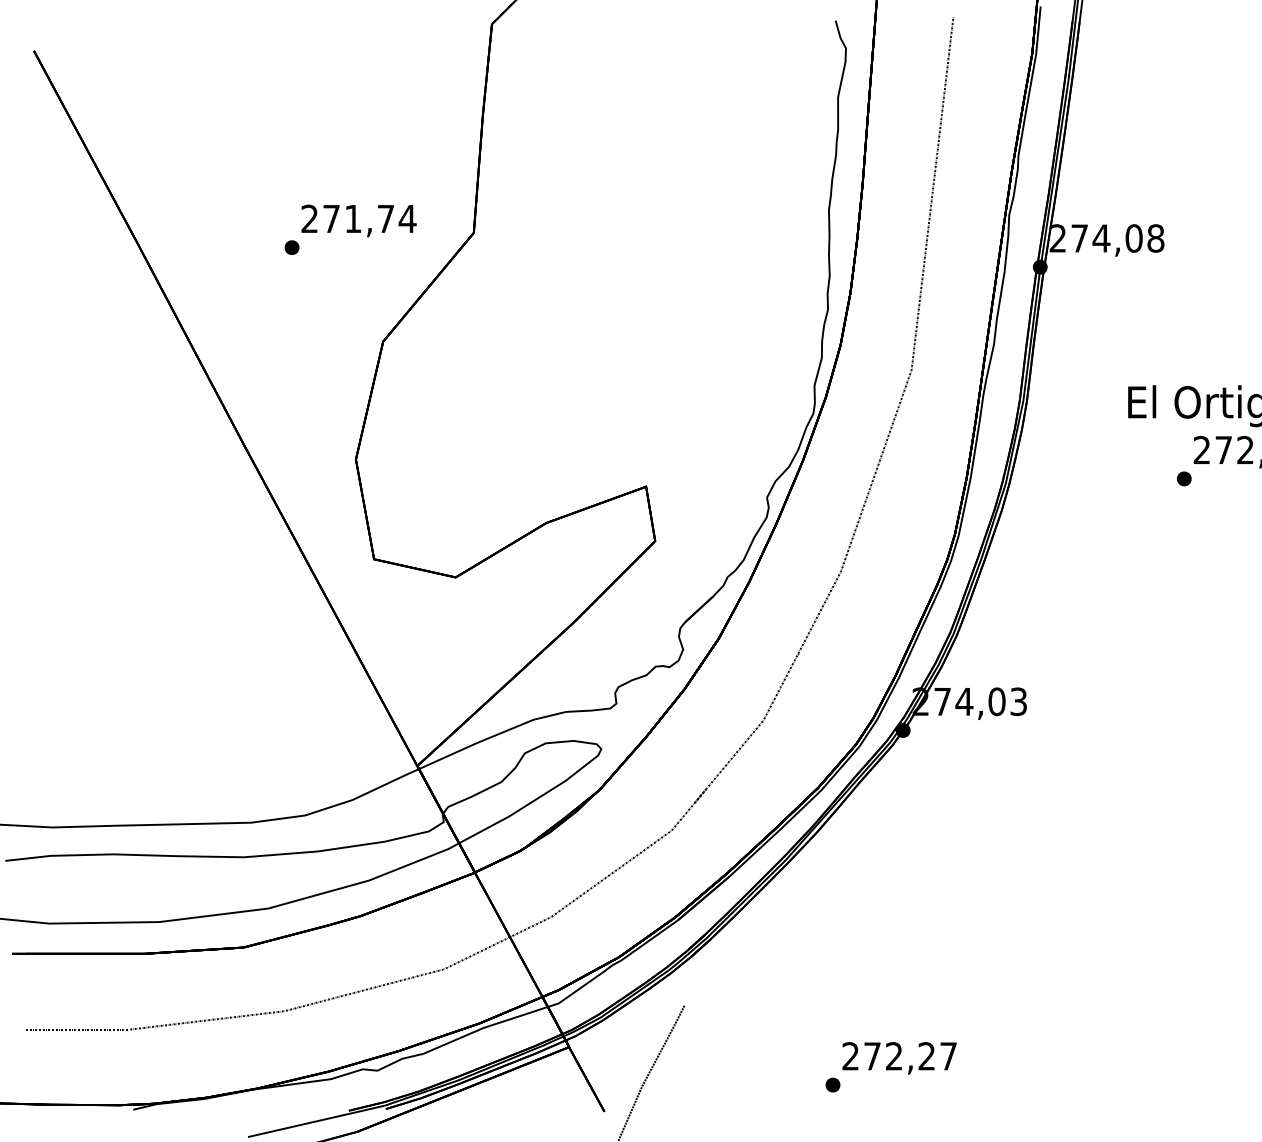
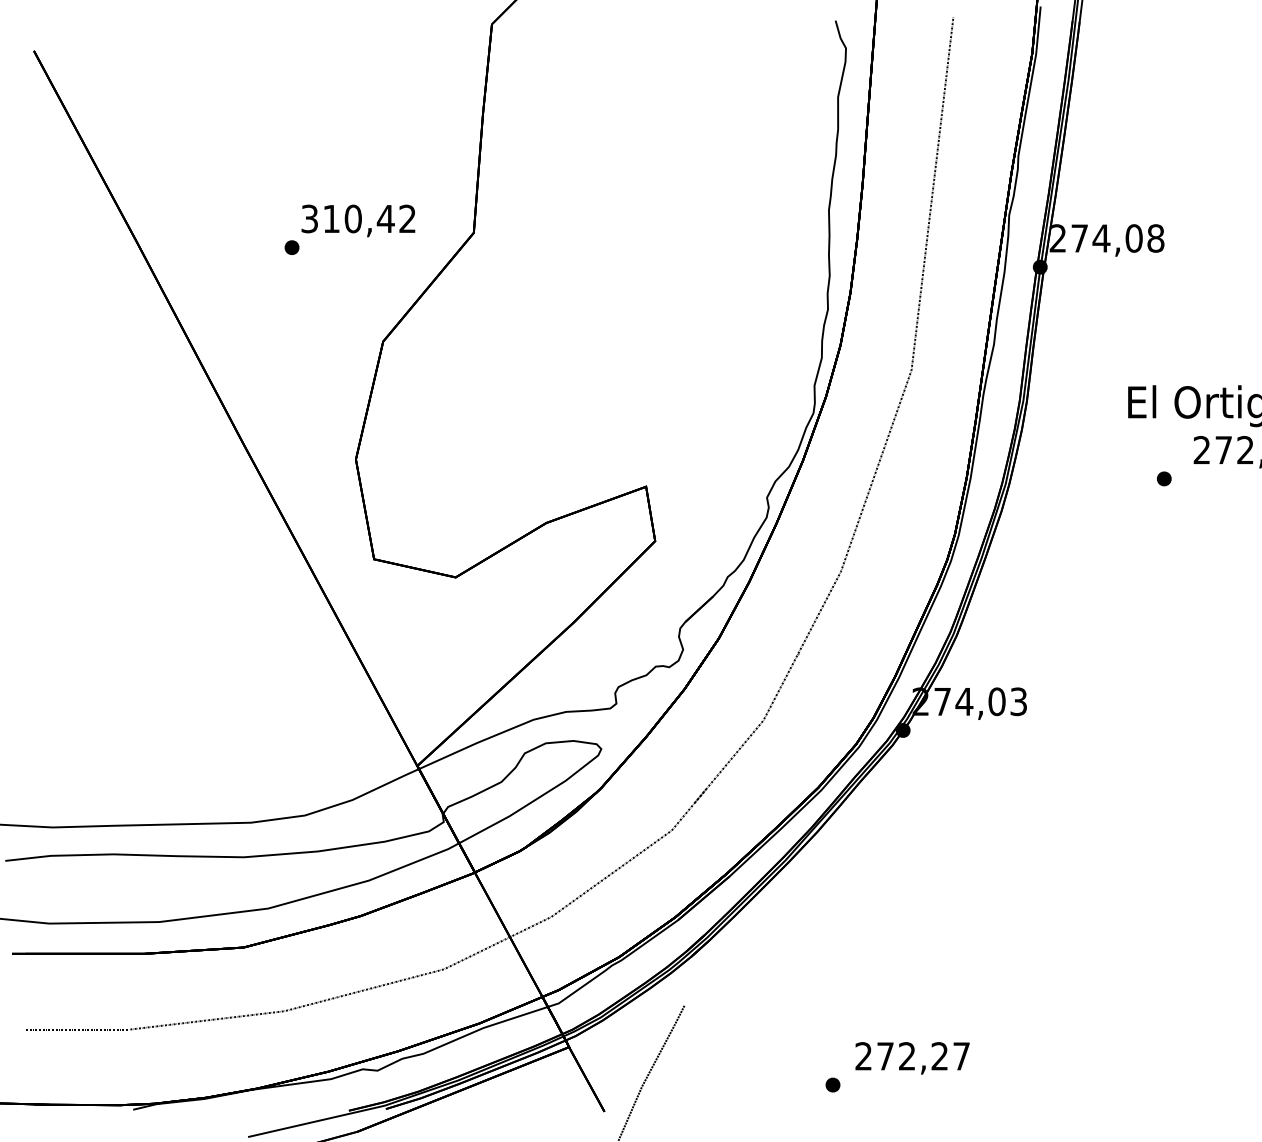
text: 271,74 -> 310,42 (358, 218)
part position: (1184, 478) -> (1164, 478) (1164, 478)
text position: (899, 1058) -> (912, 1058) (912, 1058)
